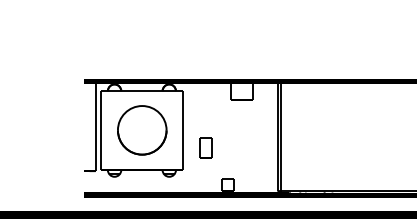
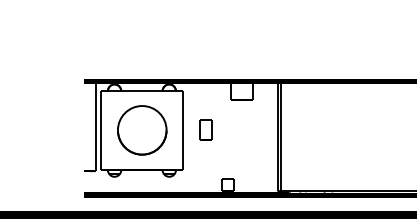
part position: (205, 147) -> (205, 129) (205, 129)
